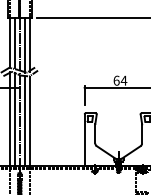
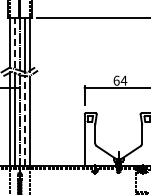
line: solid -> dashed (14, 42)
line: solid -> dashed (25, 121)
